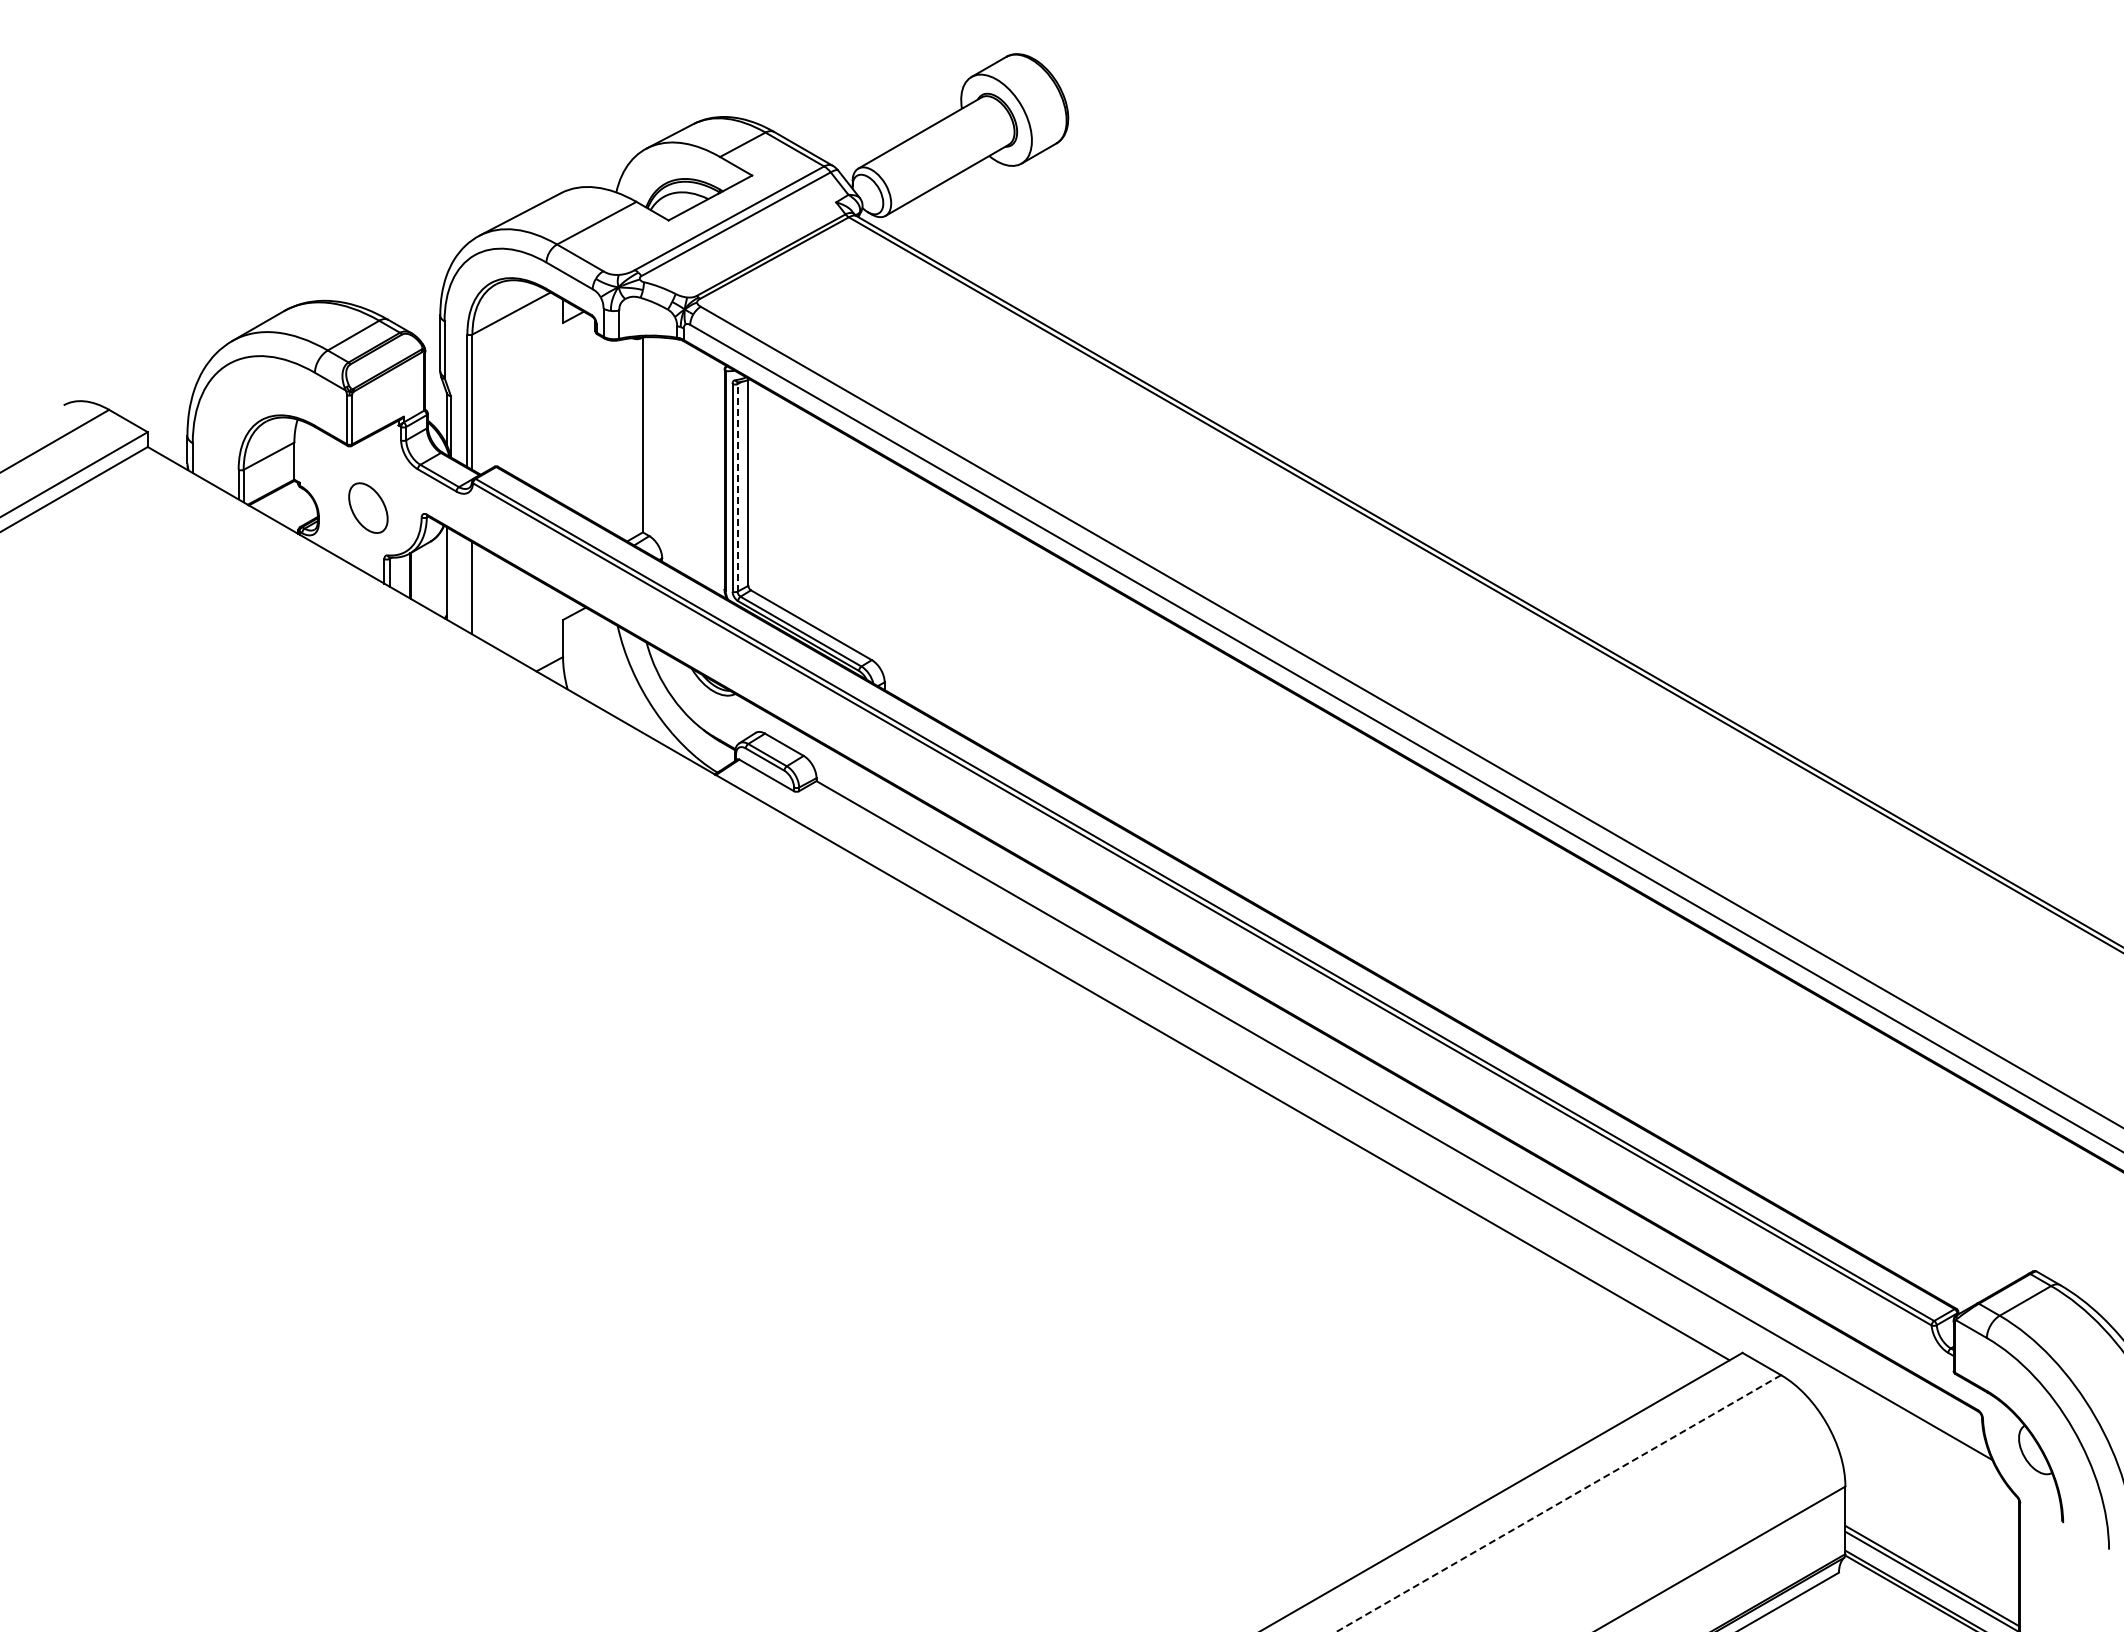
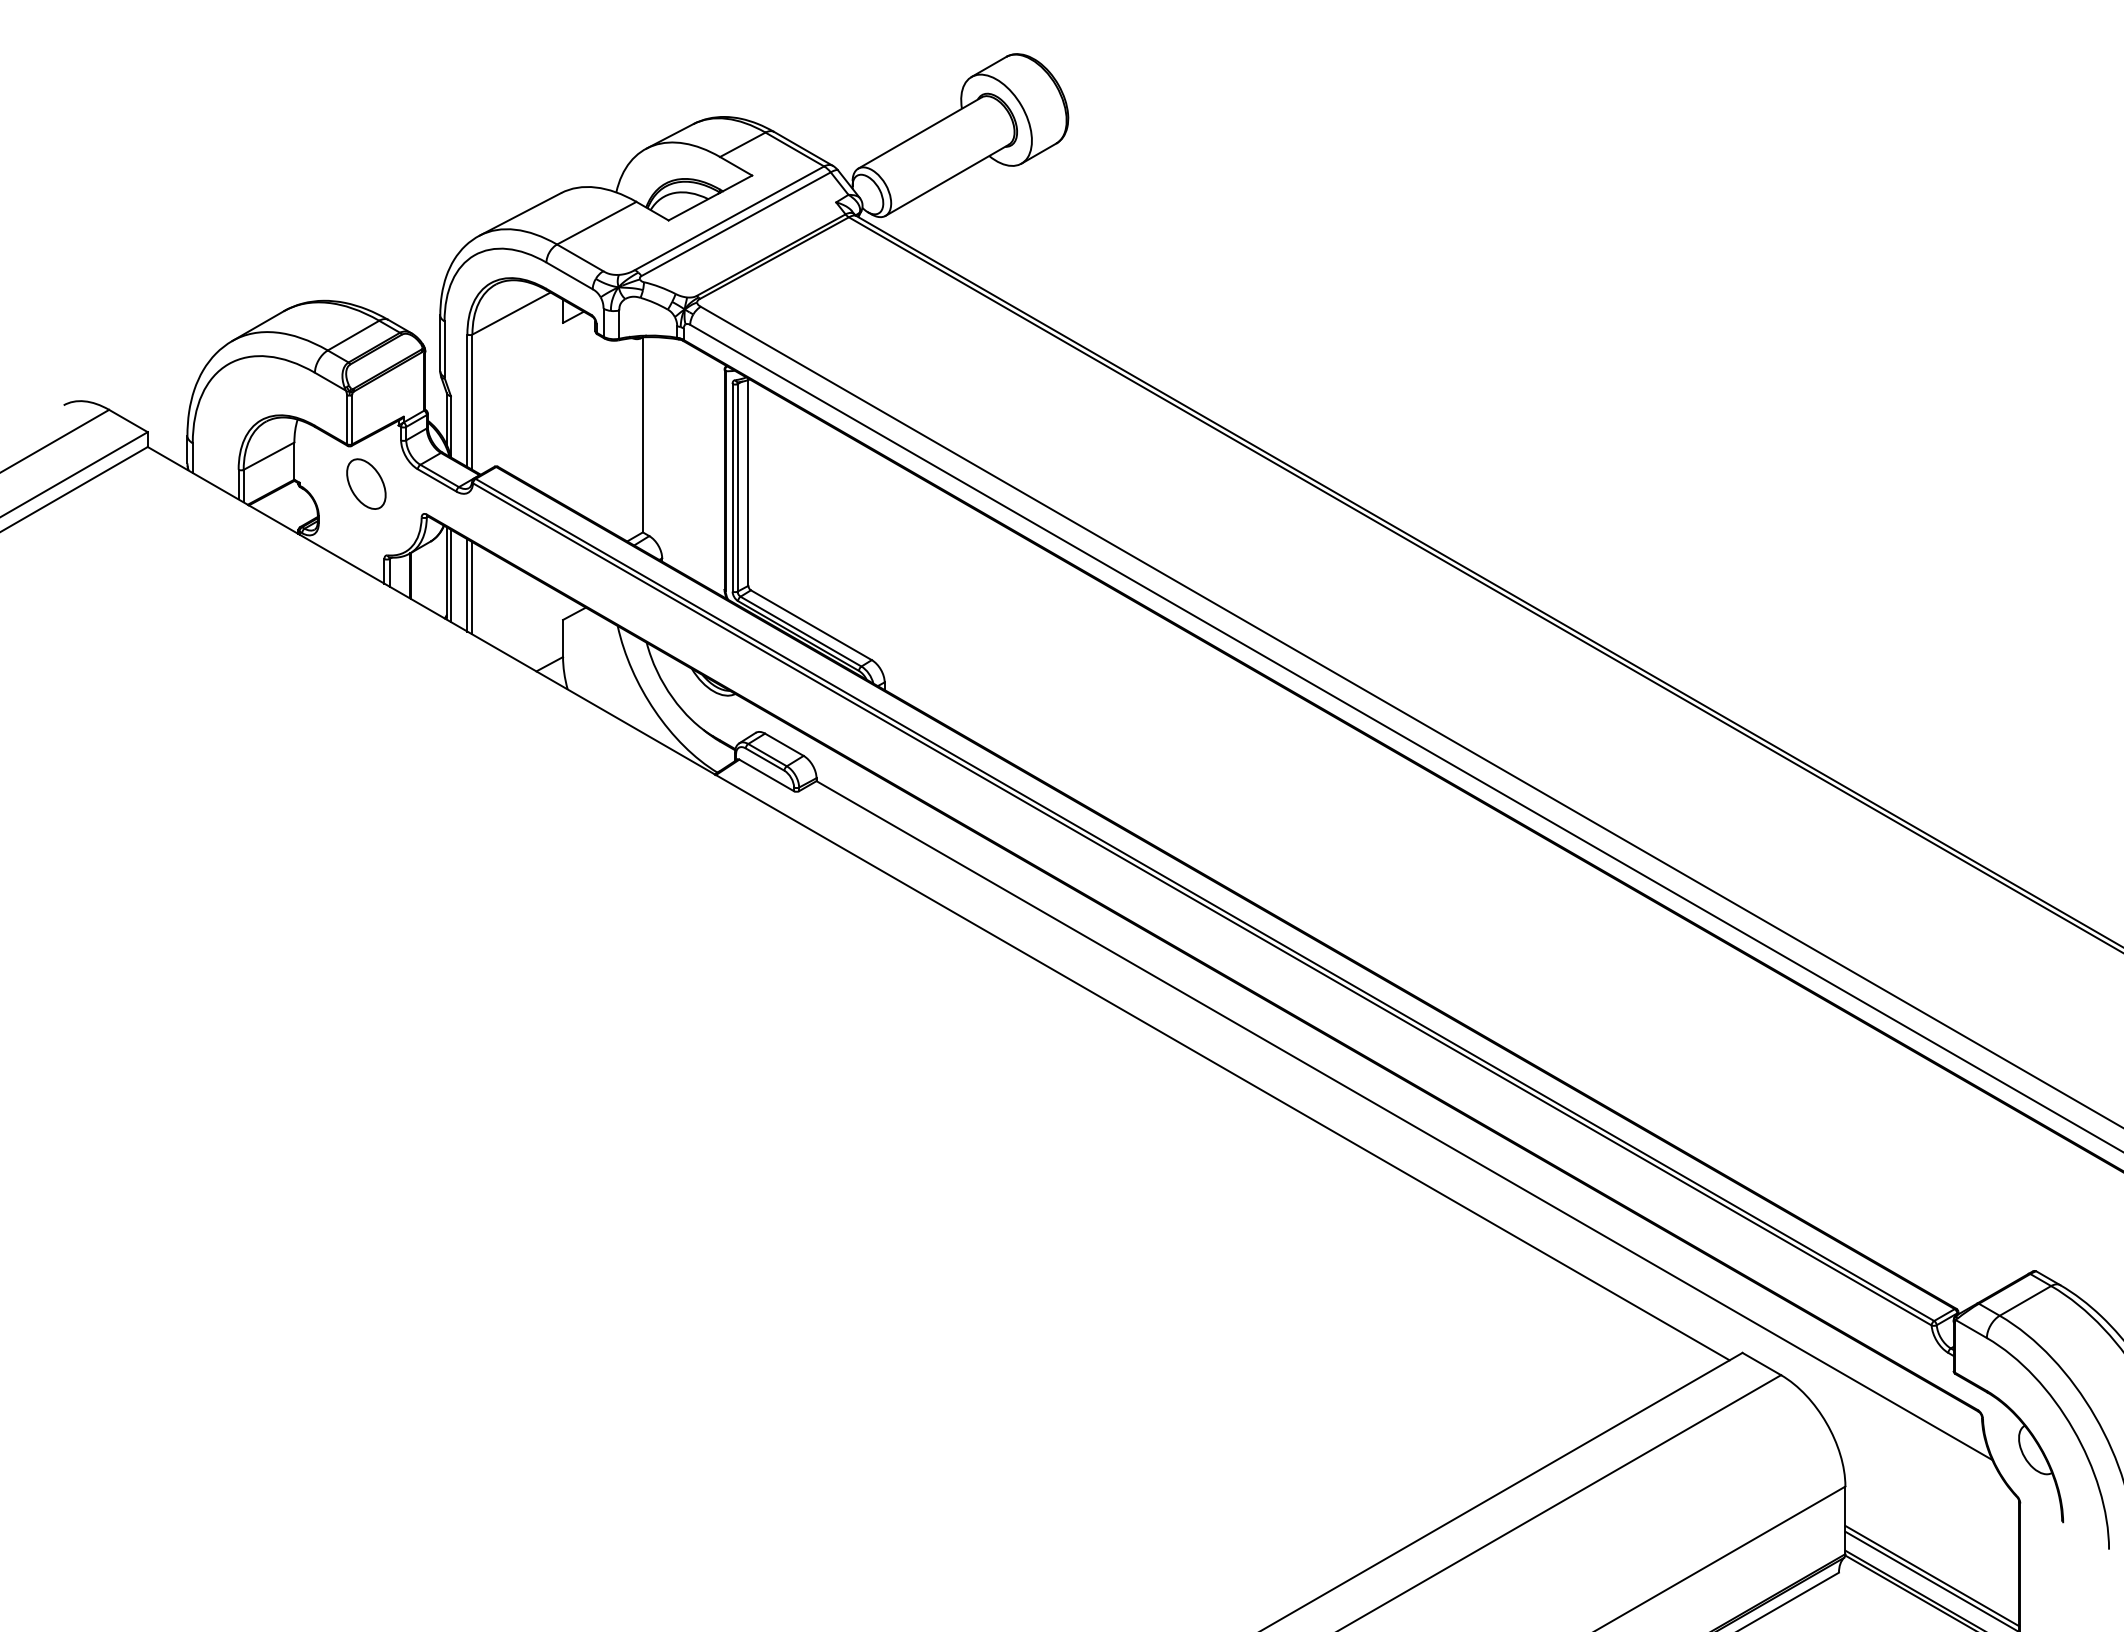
line: dashed -> solid (737, 487)
part position: (368, 507) -> (366, 483) (366, 483)
line: none -> present (451, 575)
line: none -> present (467, 585)
line: dashed -> solid (1558, 1503)
